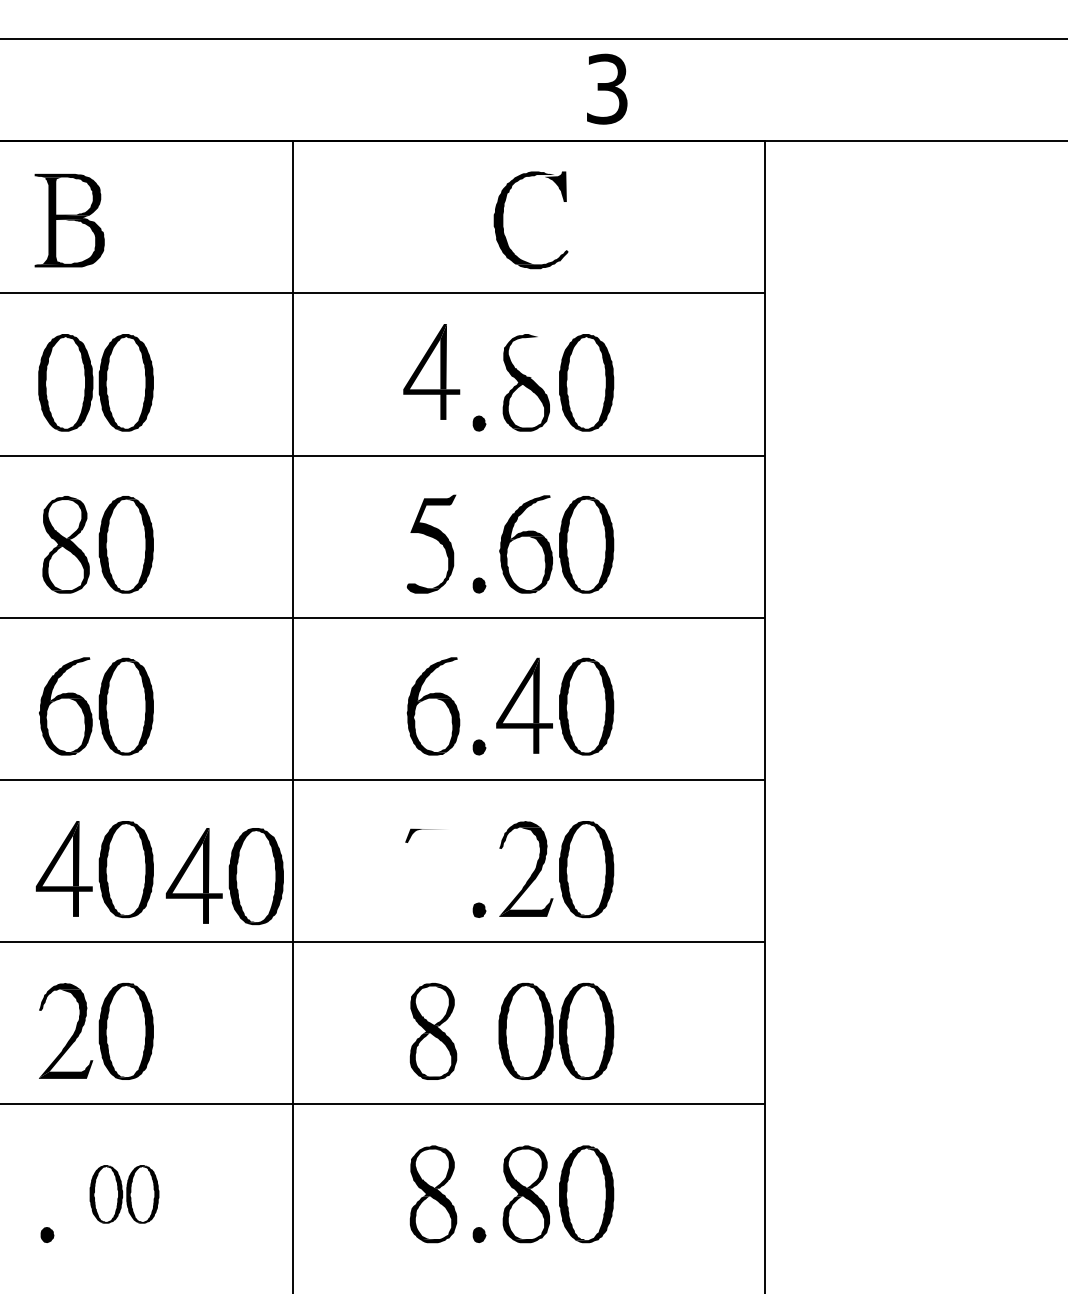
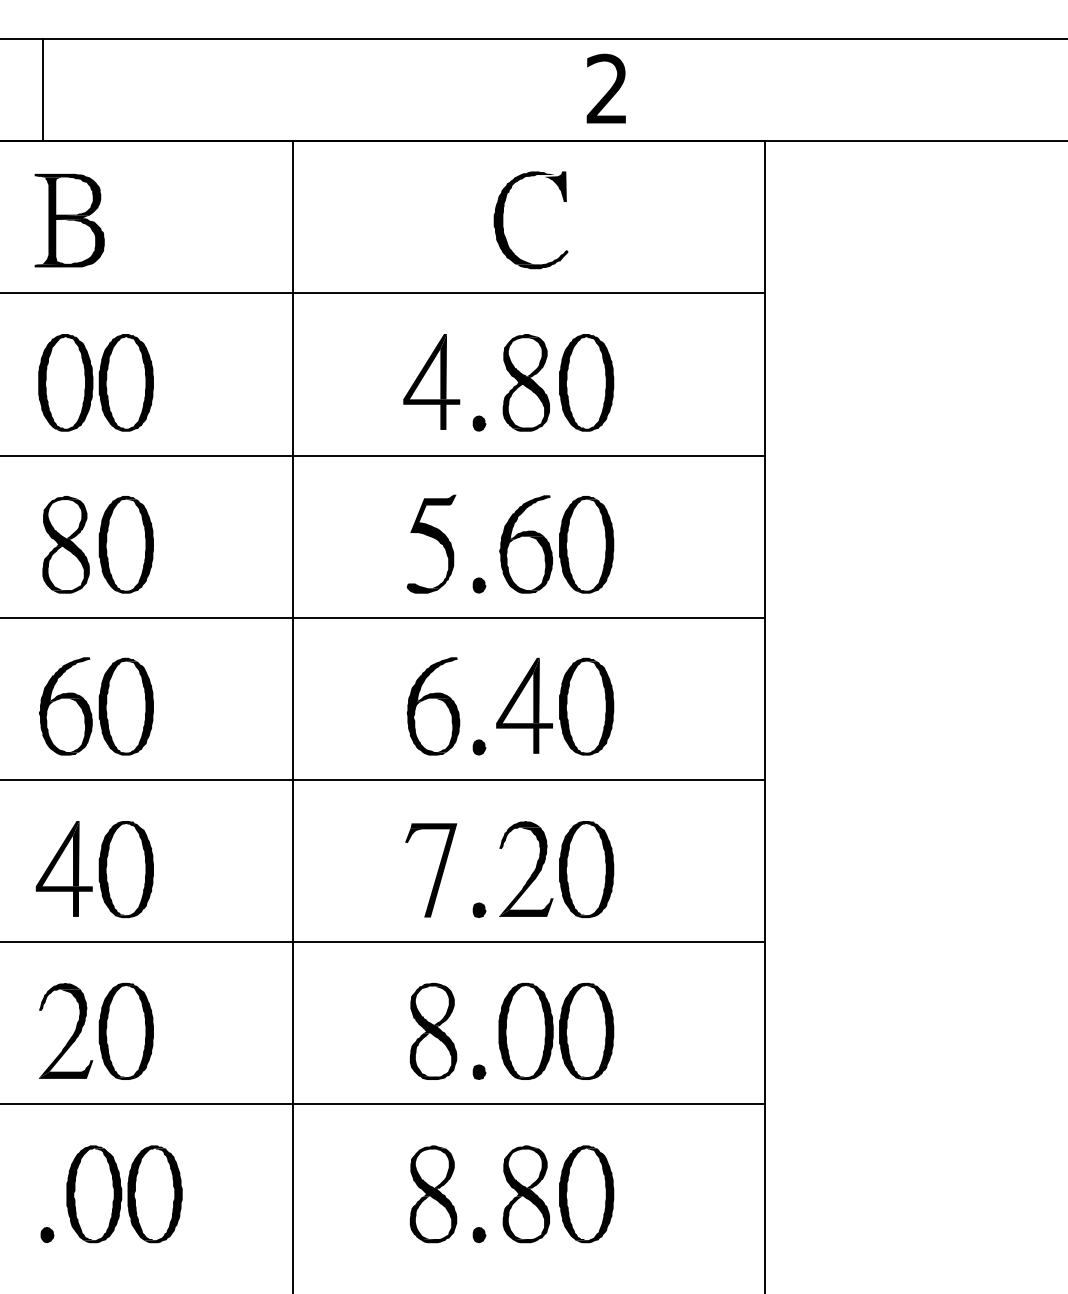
text: 3 -> 2 (606, 88)
line: none -> present (42, 89)
fill: none -> present (536, 357)
part position: (431, 371) -> (431, 381) (431, 381)
fill: none -> present (433, 870)
part: present -> none (224, 876)
fill: none -> present (479, 1072)
part size: 71x59 px -> 117x99 px (124, 1194)
